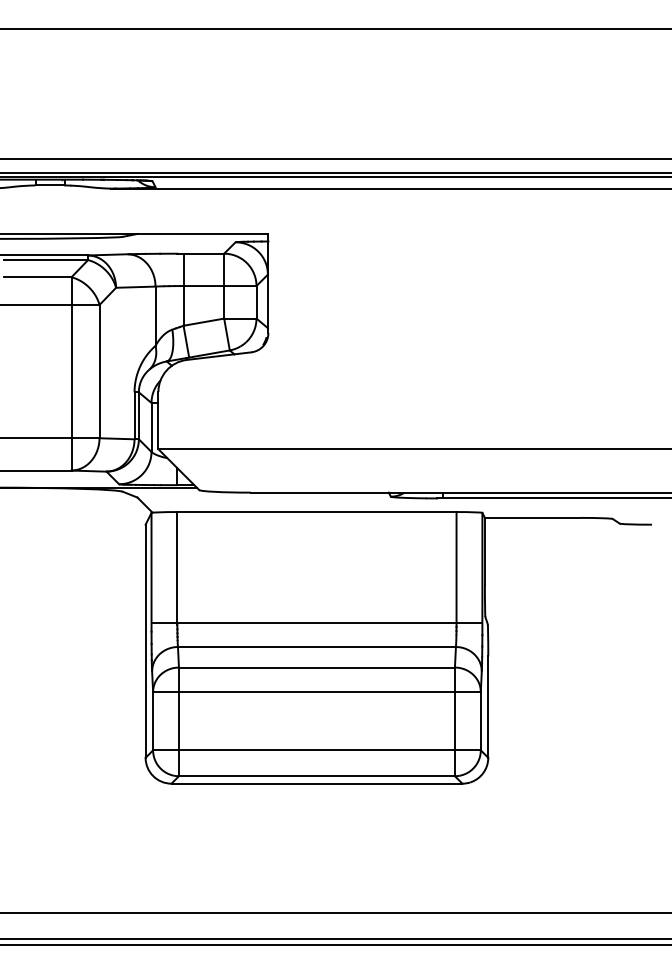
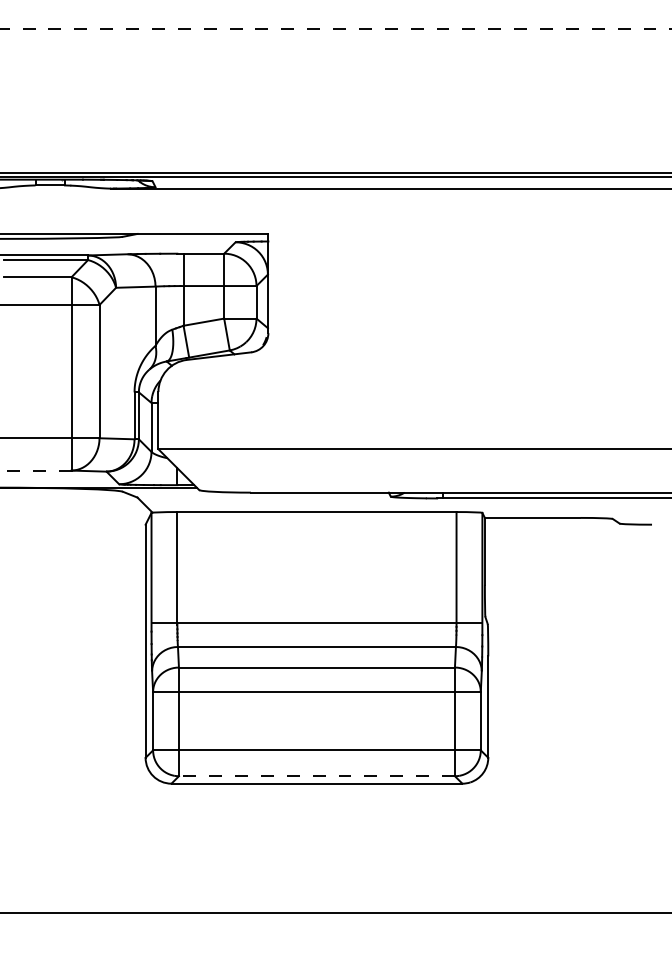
line: solid -> dashed (336, 29)
line: present -> none (335, 158)
line: solid -> dashed (35, 470)
line: solid -> dashed (316, 776)
line: present -> none (335, 939)
line: present -> none (335, 944)
